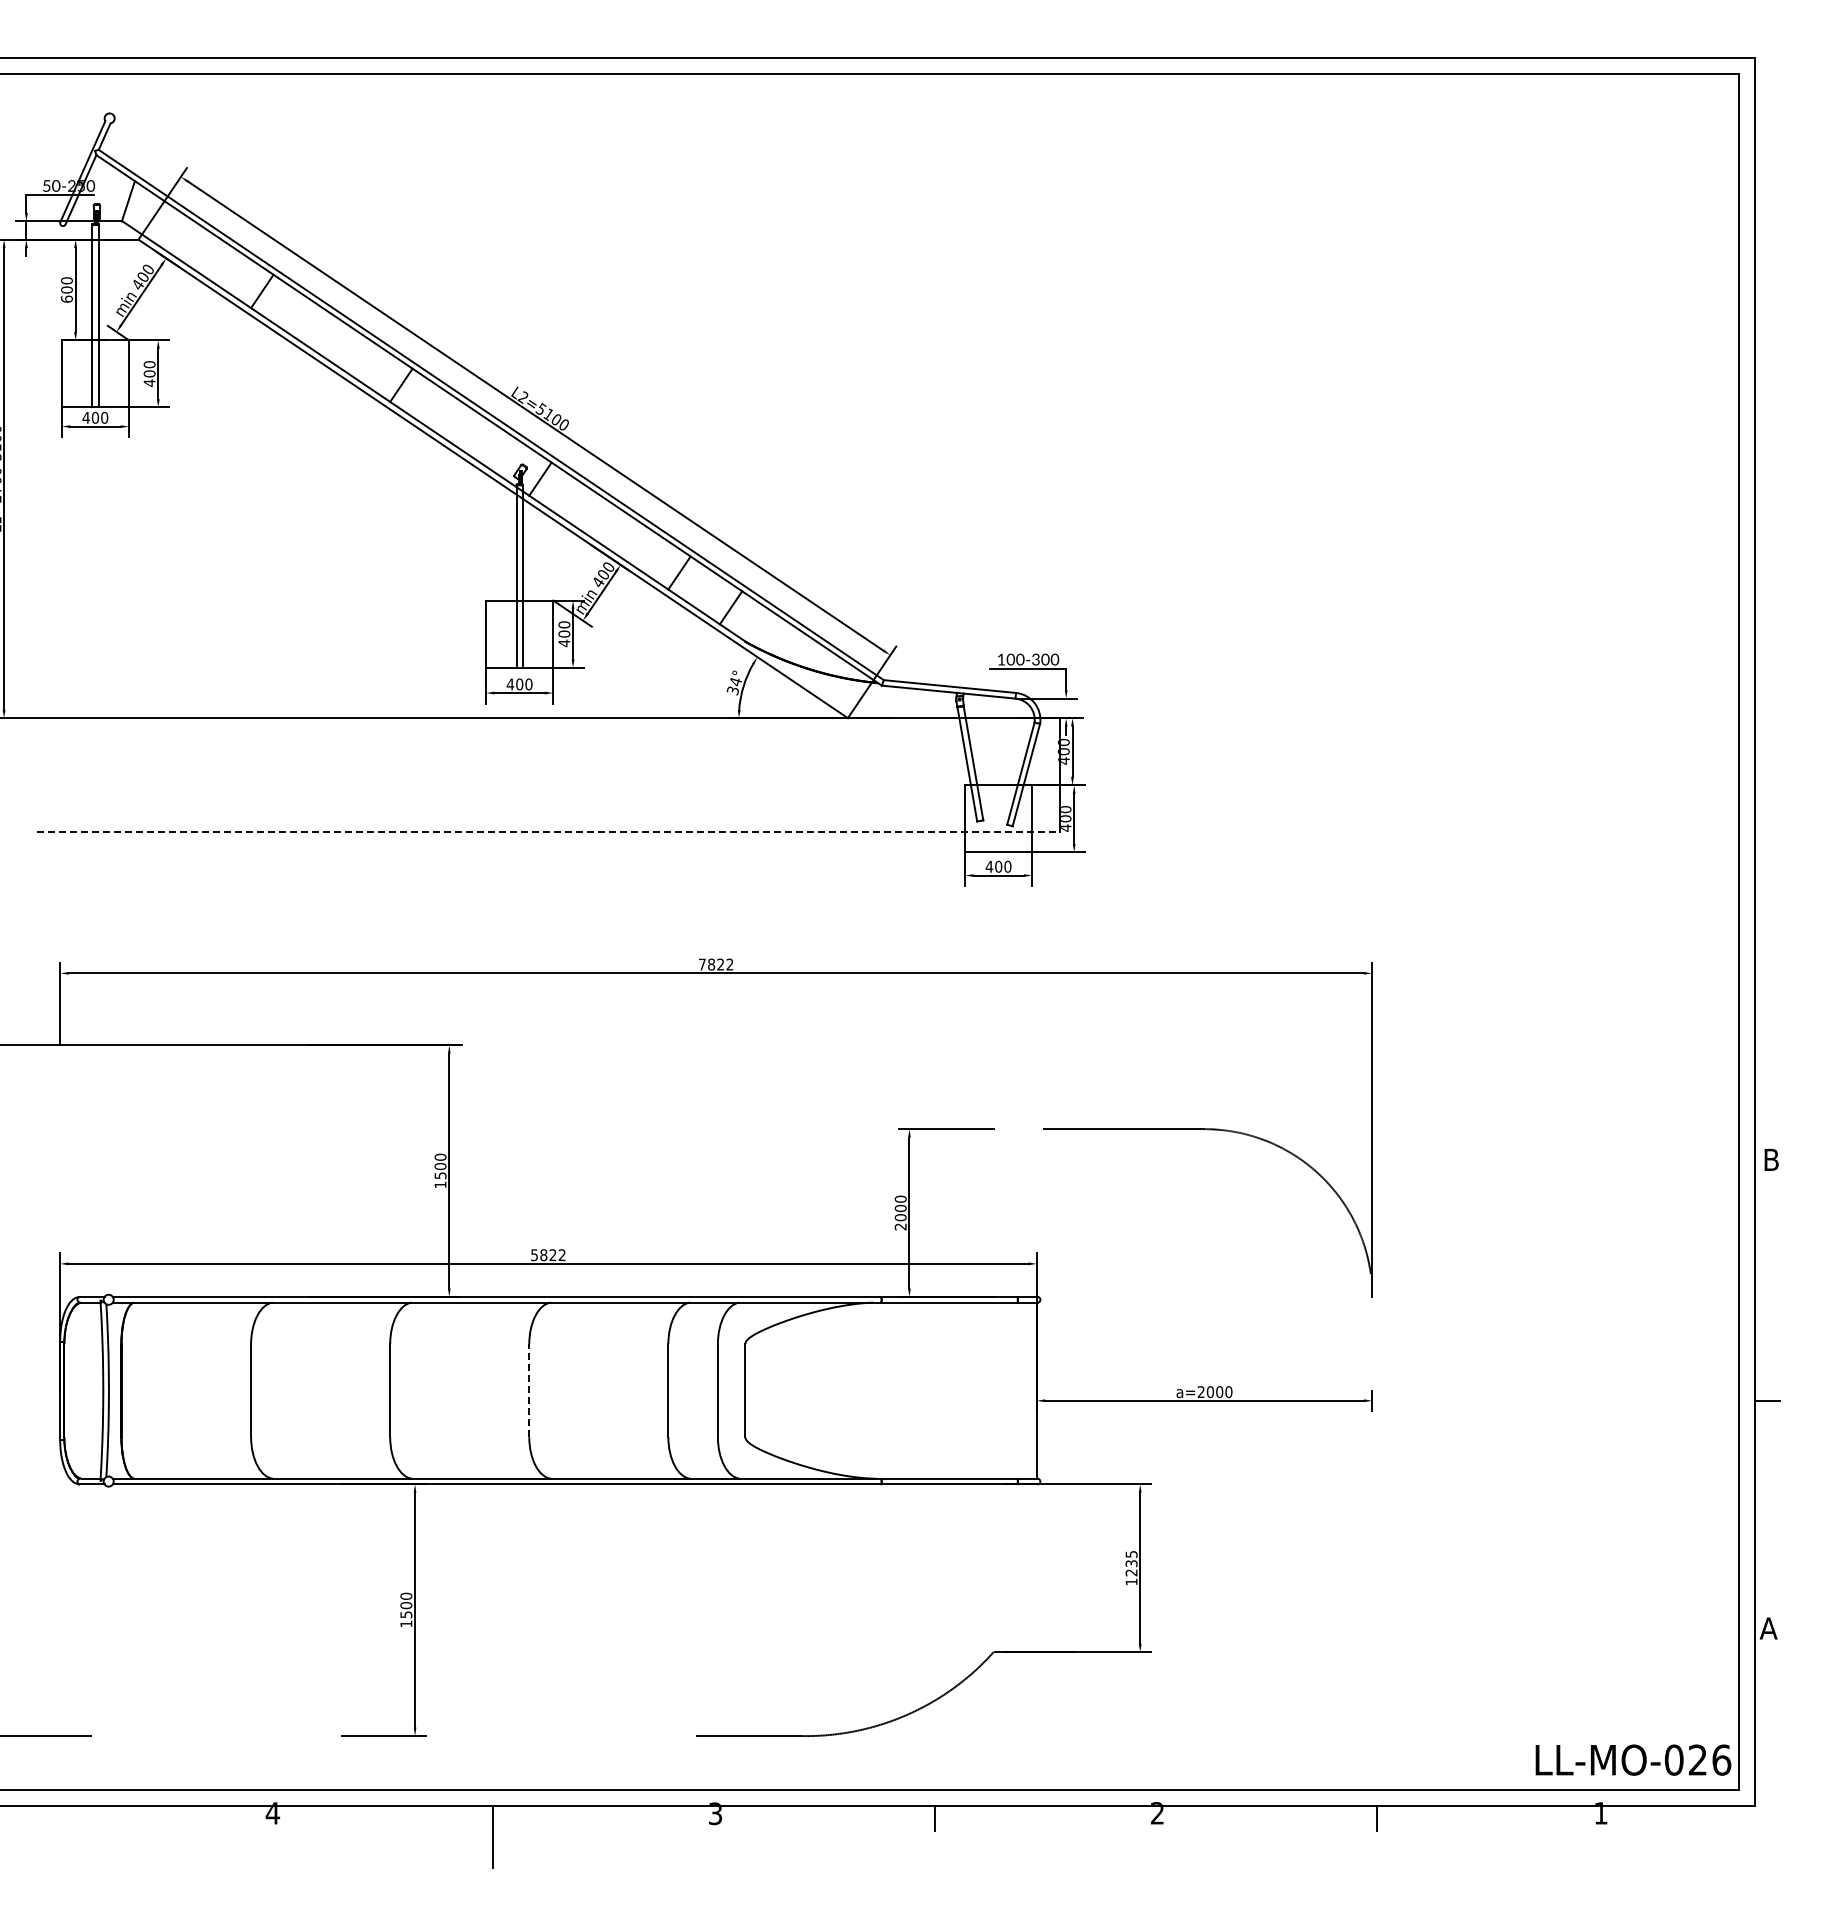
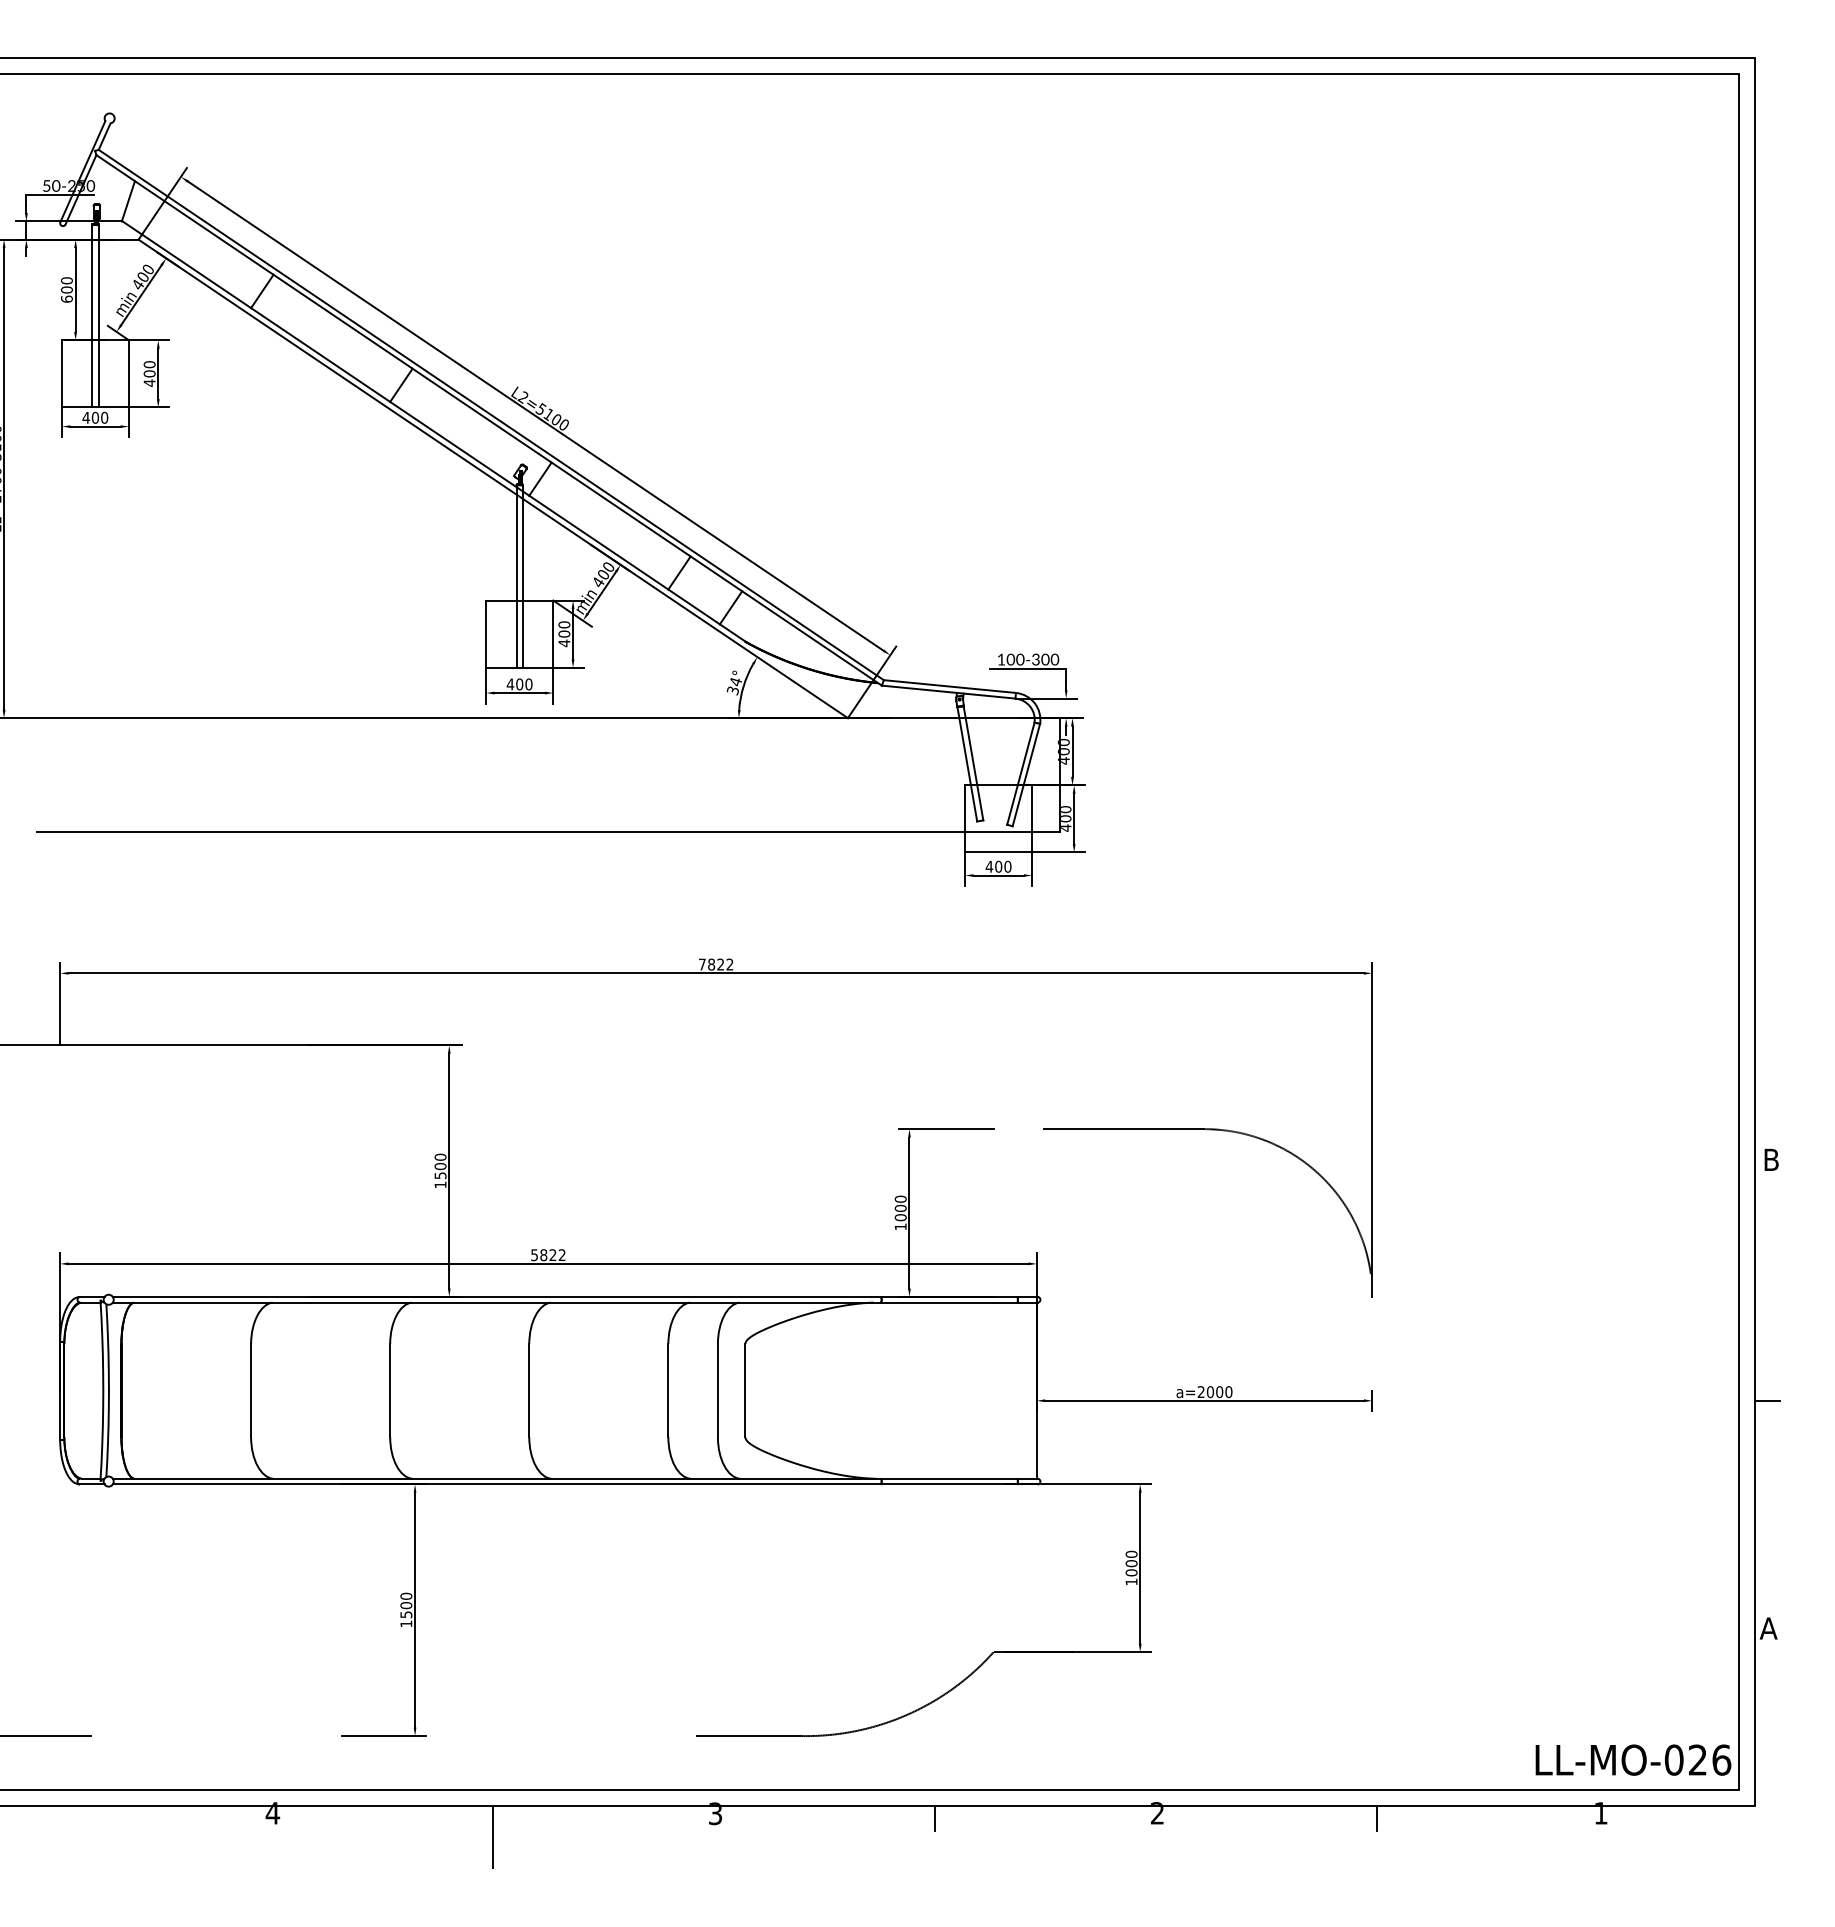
line: dashed -> solid (548, 831)
text: 2000 -> 1000 (900, 1226)
line: dashed -> solid (529, 1390)
text: 1235 -> 1000 (1131, 1563)
